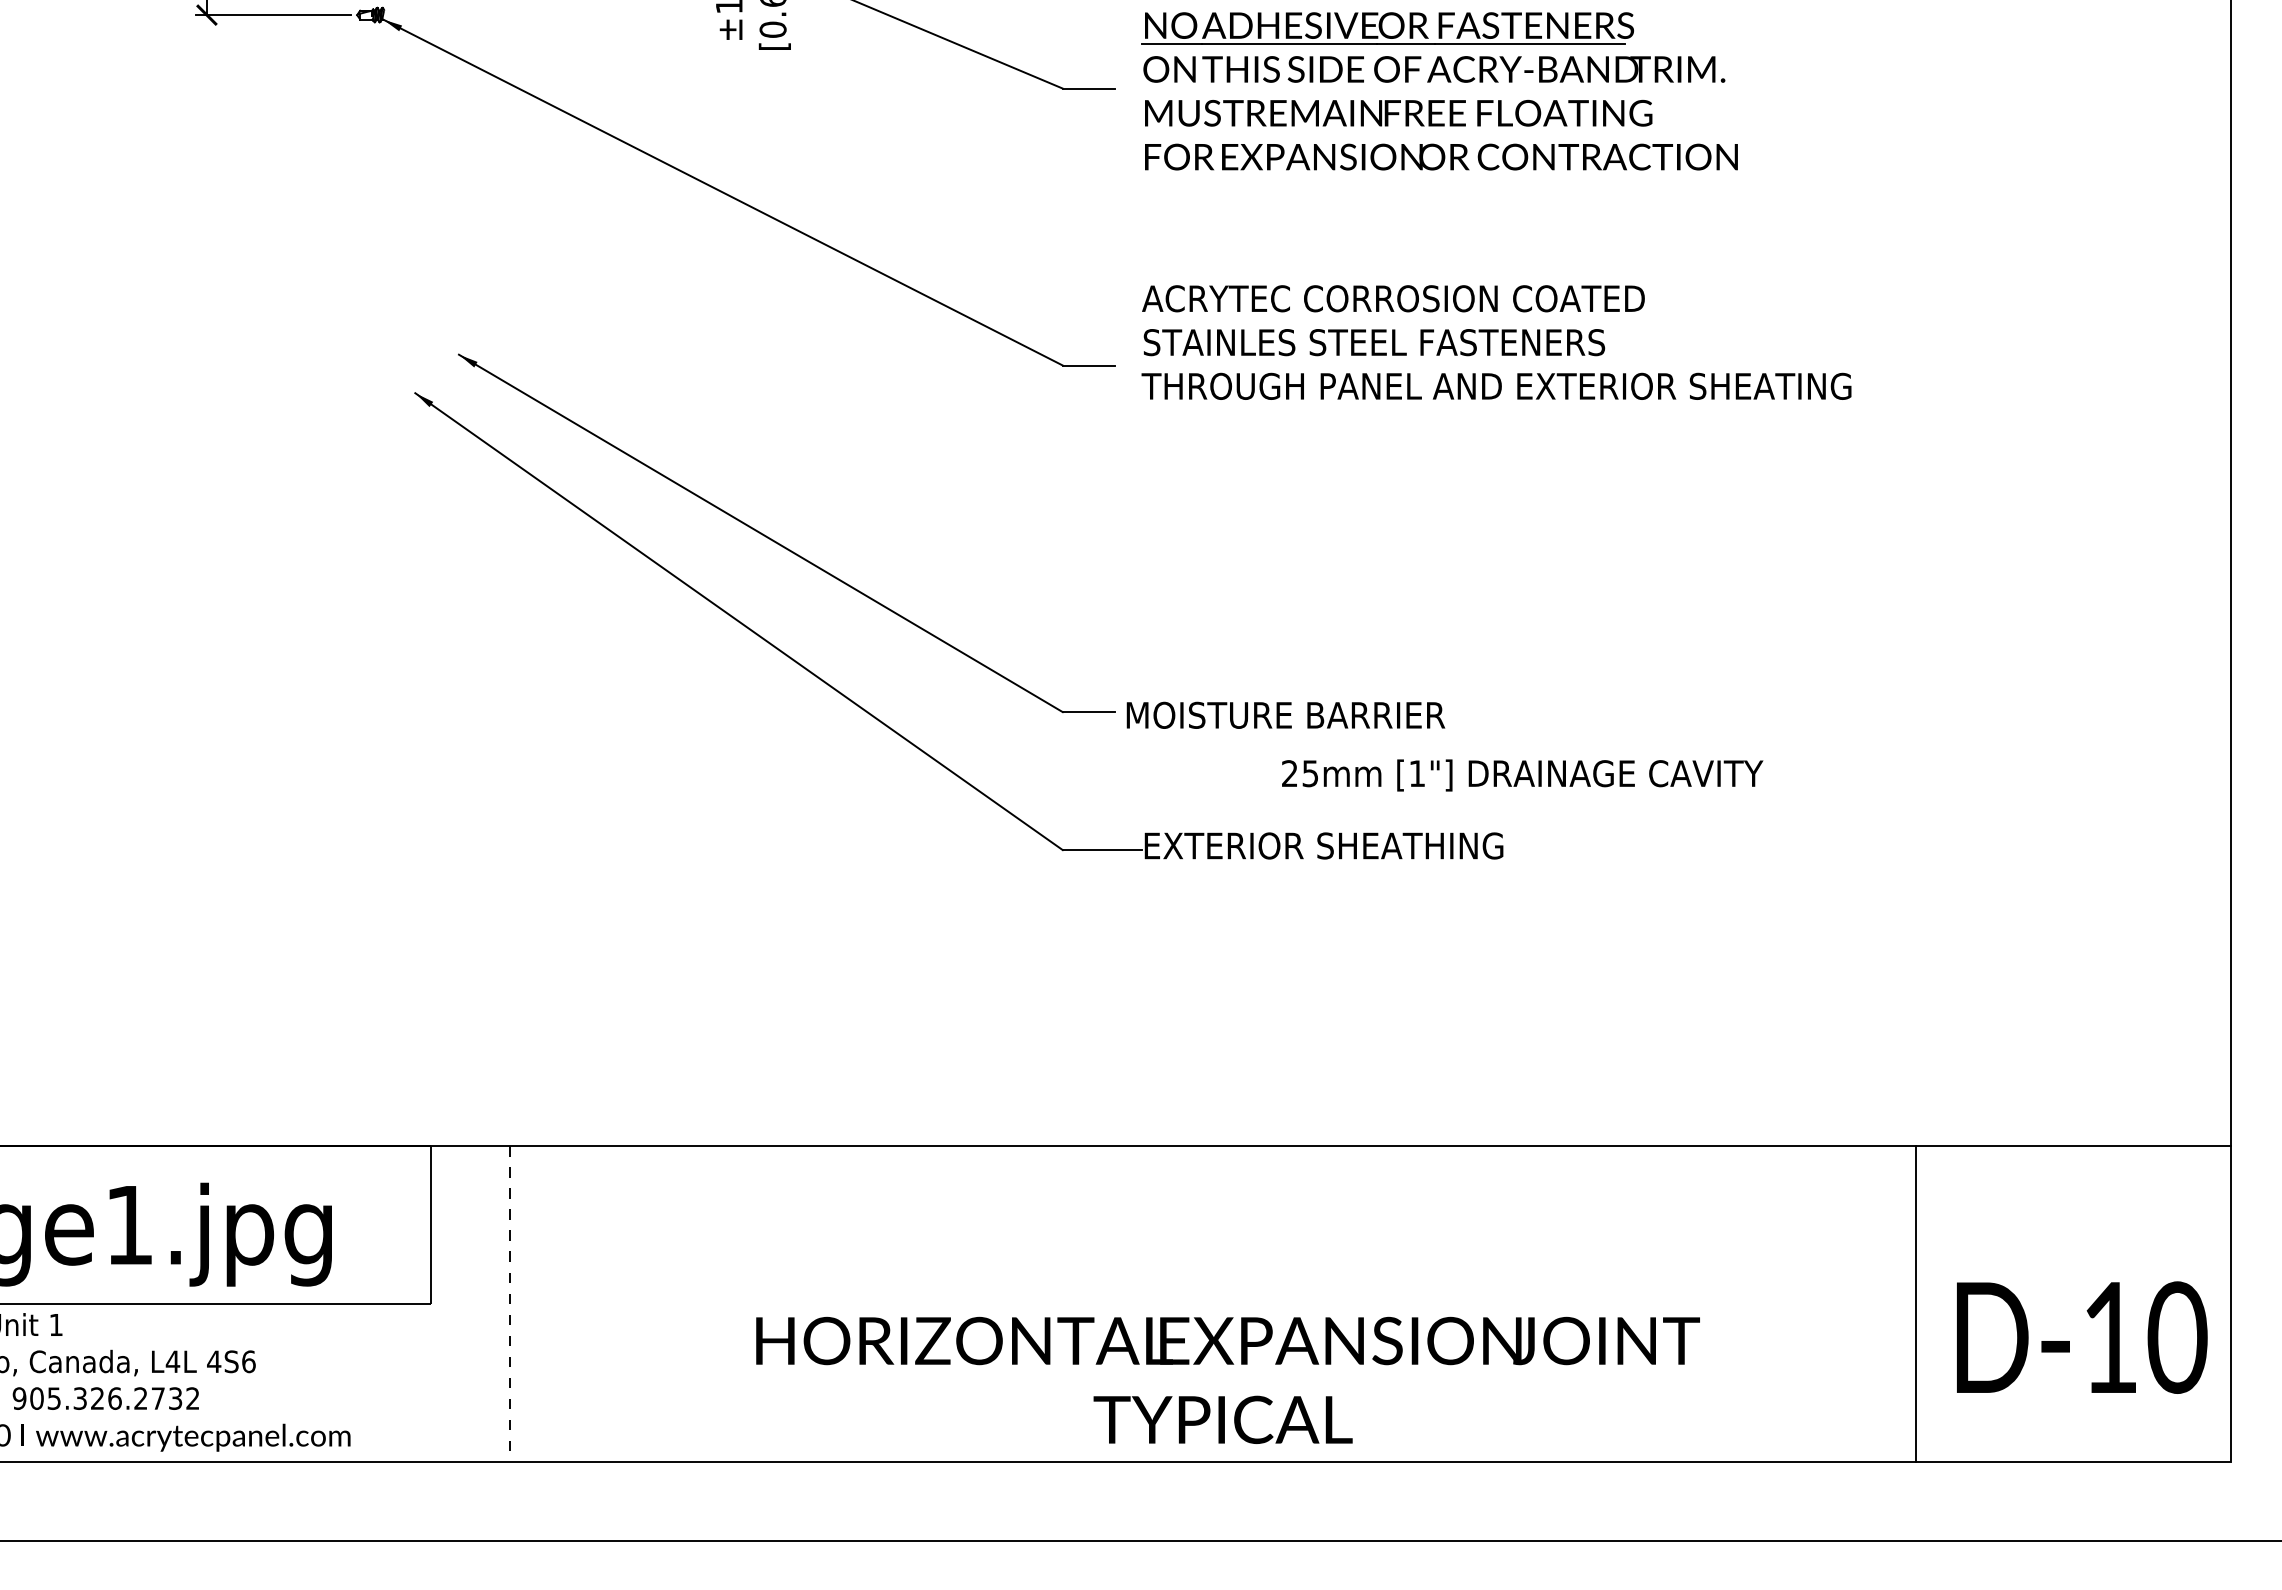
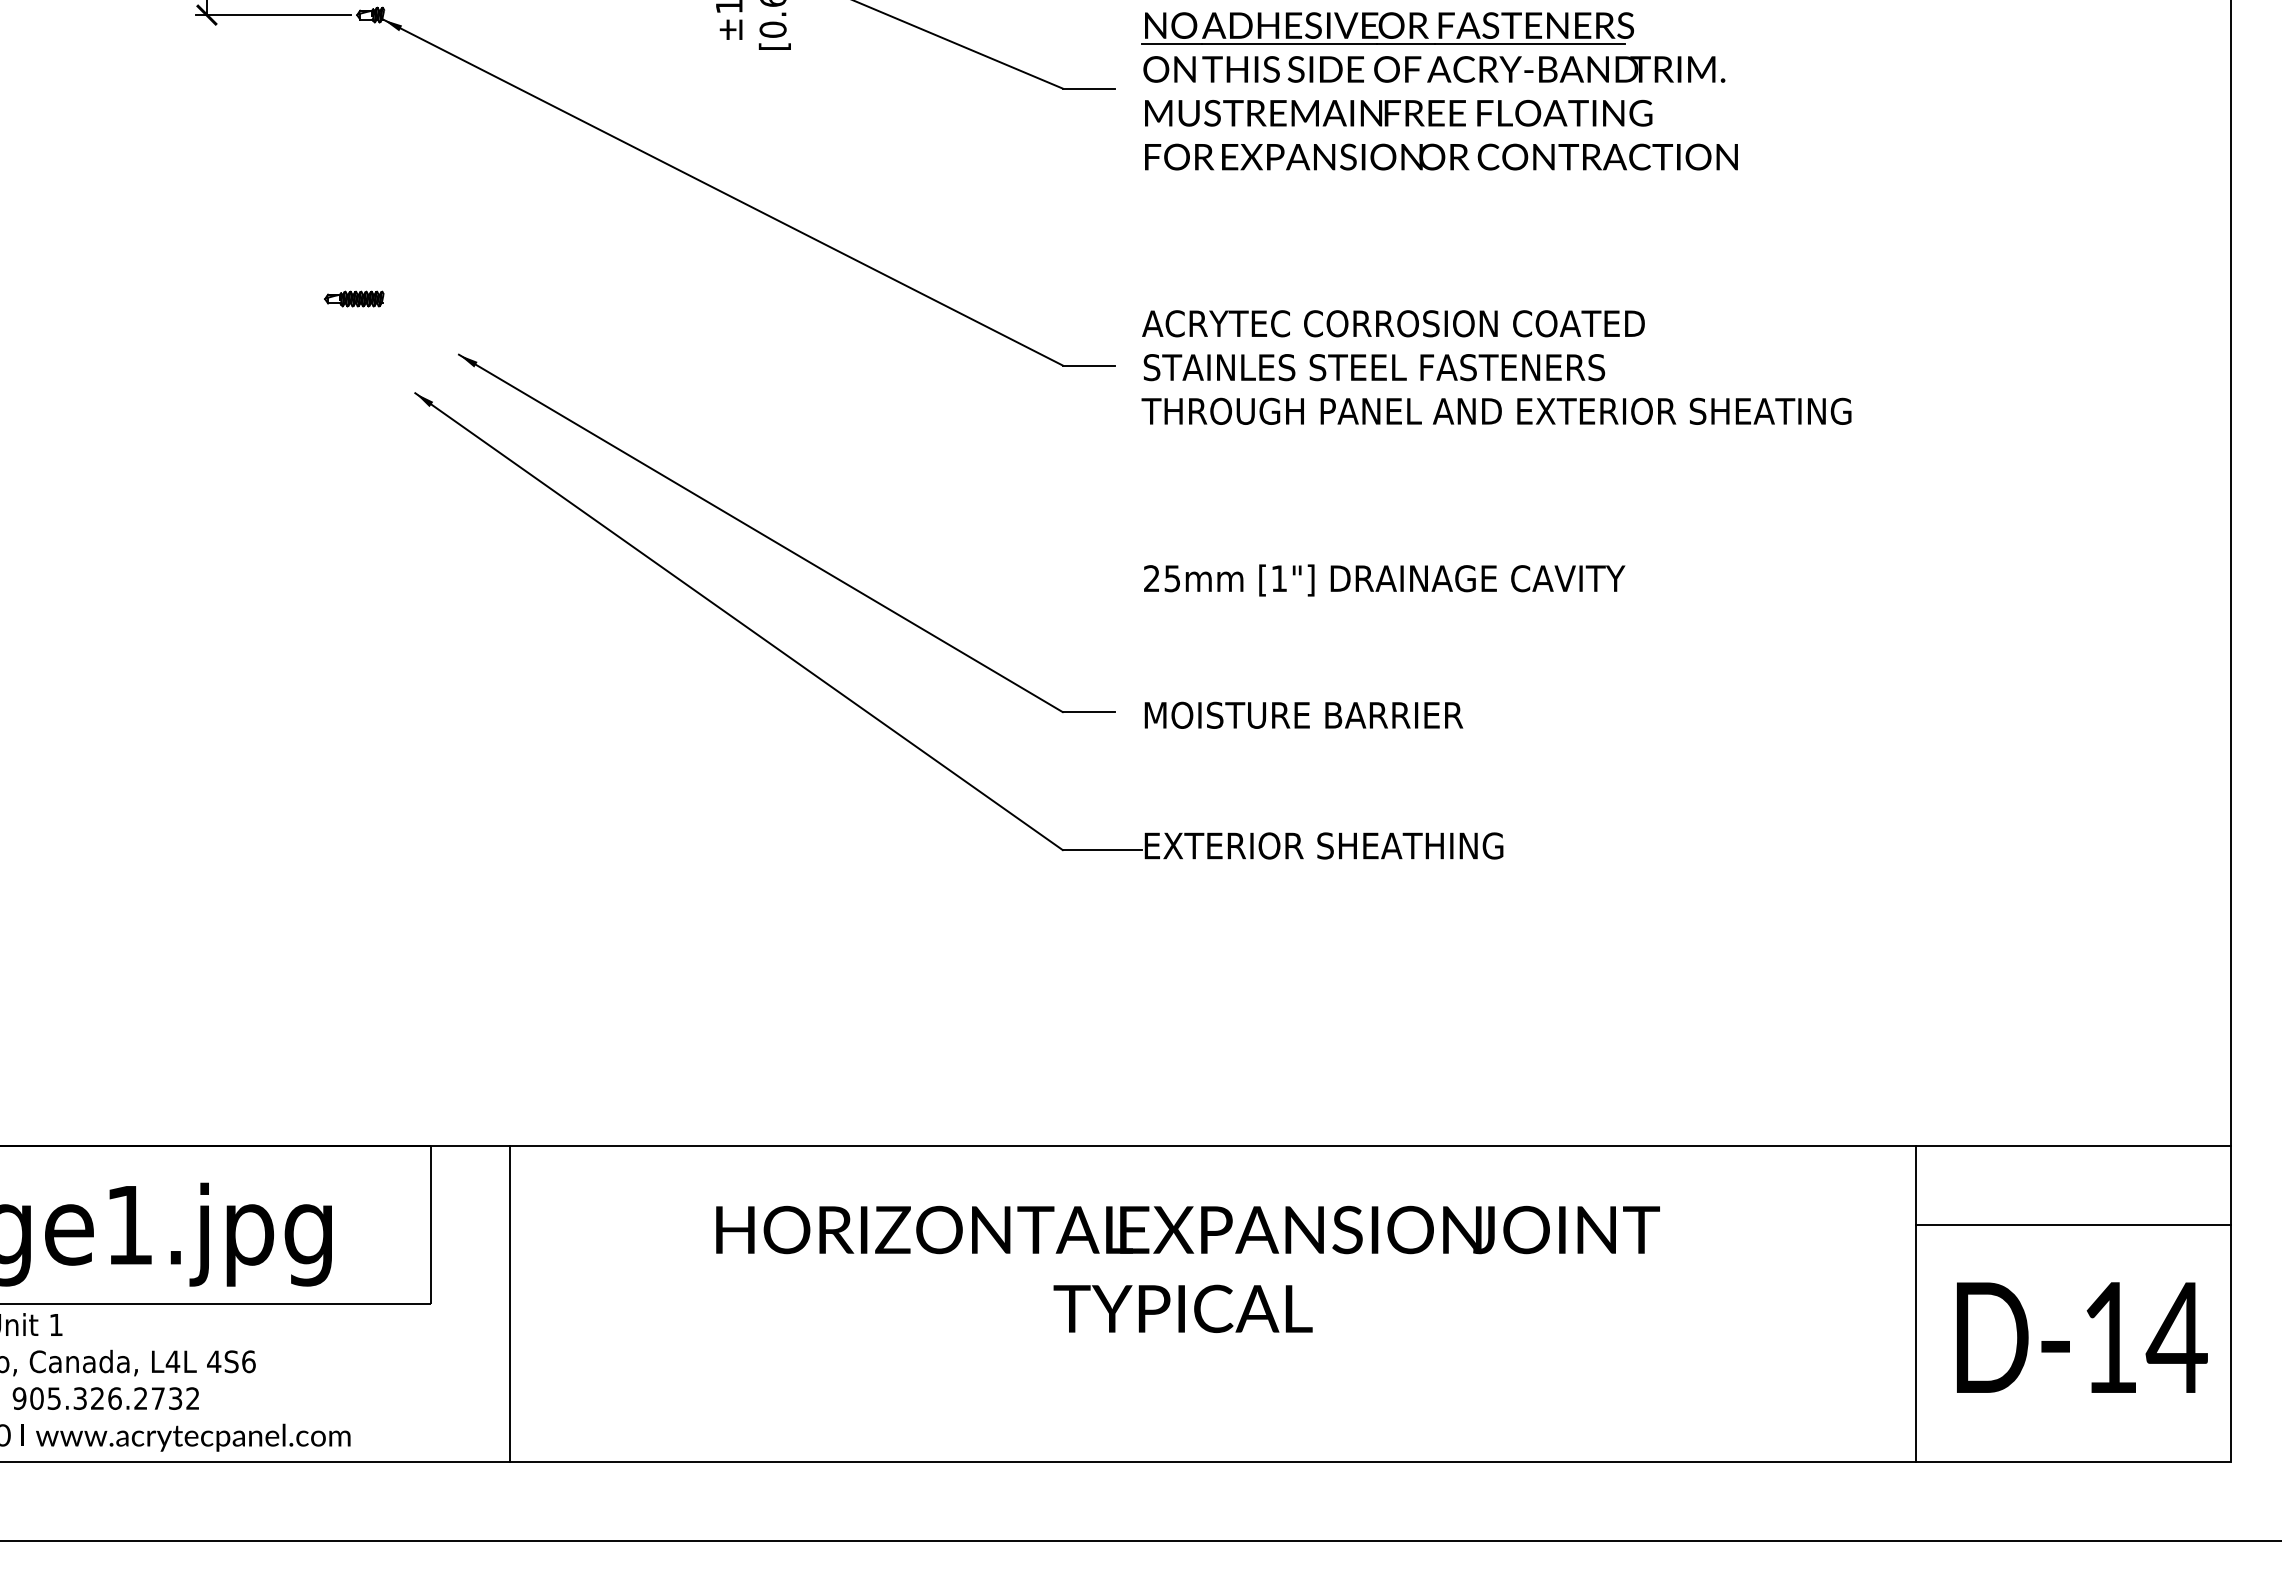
part: none -> present (354, 298)
text position: (1496, 342) -> (1496, 367) (1496, 367)
text position: (1285, 714) -> (1303, 714) (1303, 714)
text position: (1522, 775) -> (1384, 580) (1384, 580)
line: none -> present (2073, 1225)
line: dashed -> solid (509, 1304)
text: D-10 -> D-14 (2176, 1337)
text position: (1227, 1379) -> (1187, 1268) (1187, 1268)
